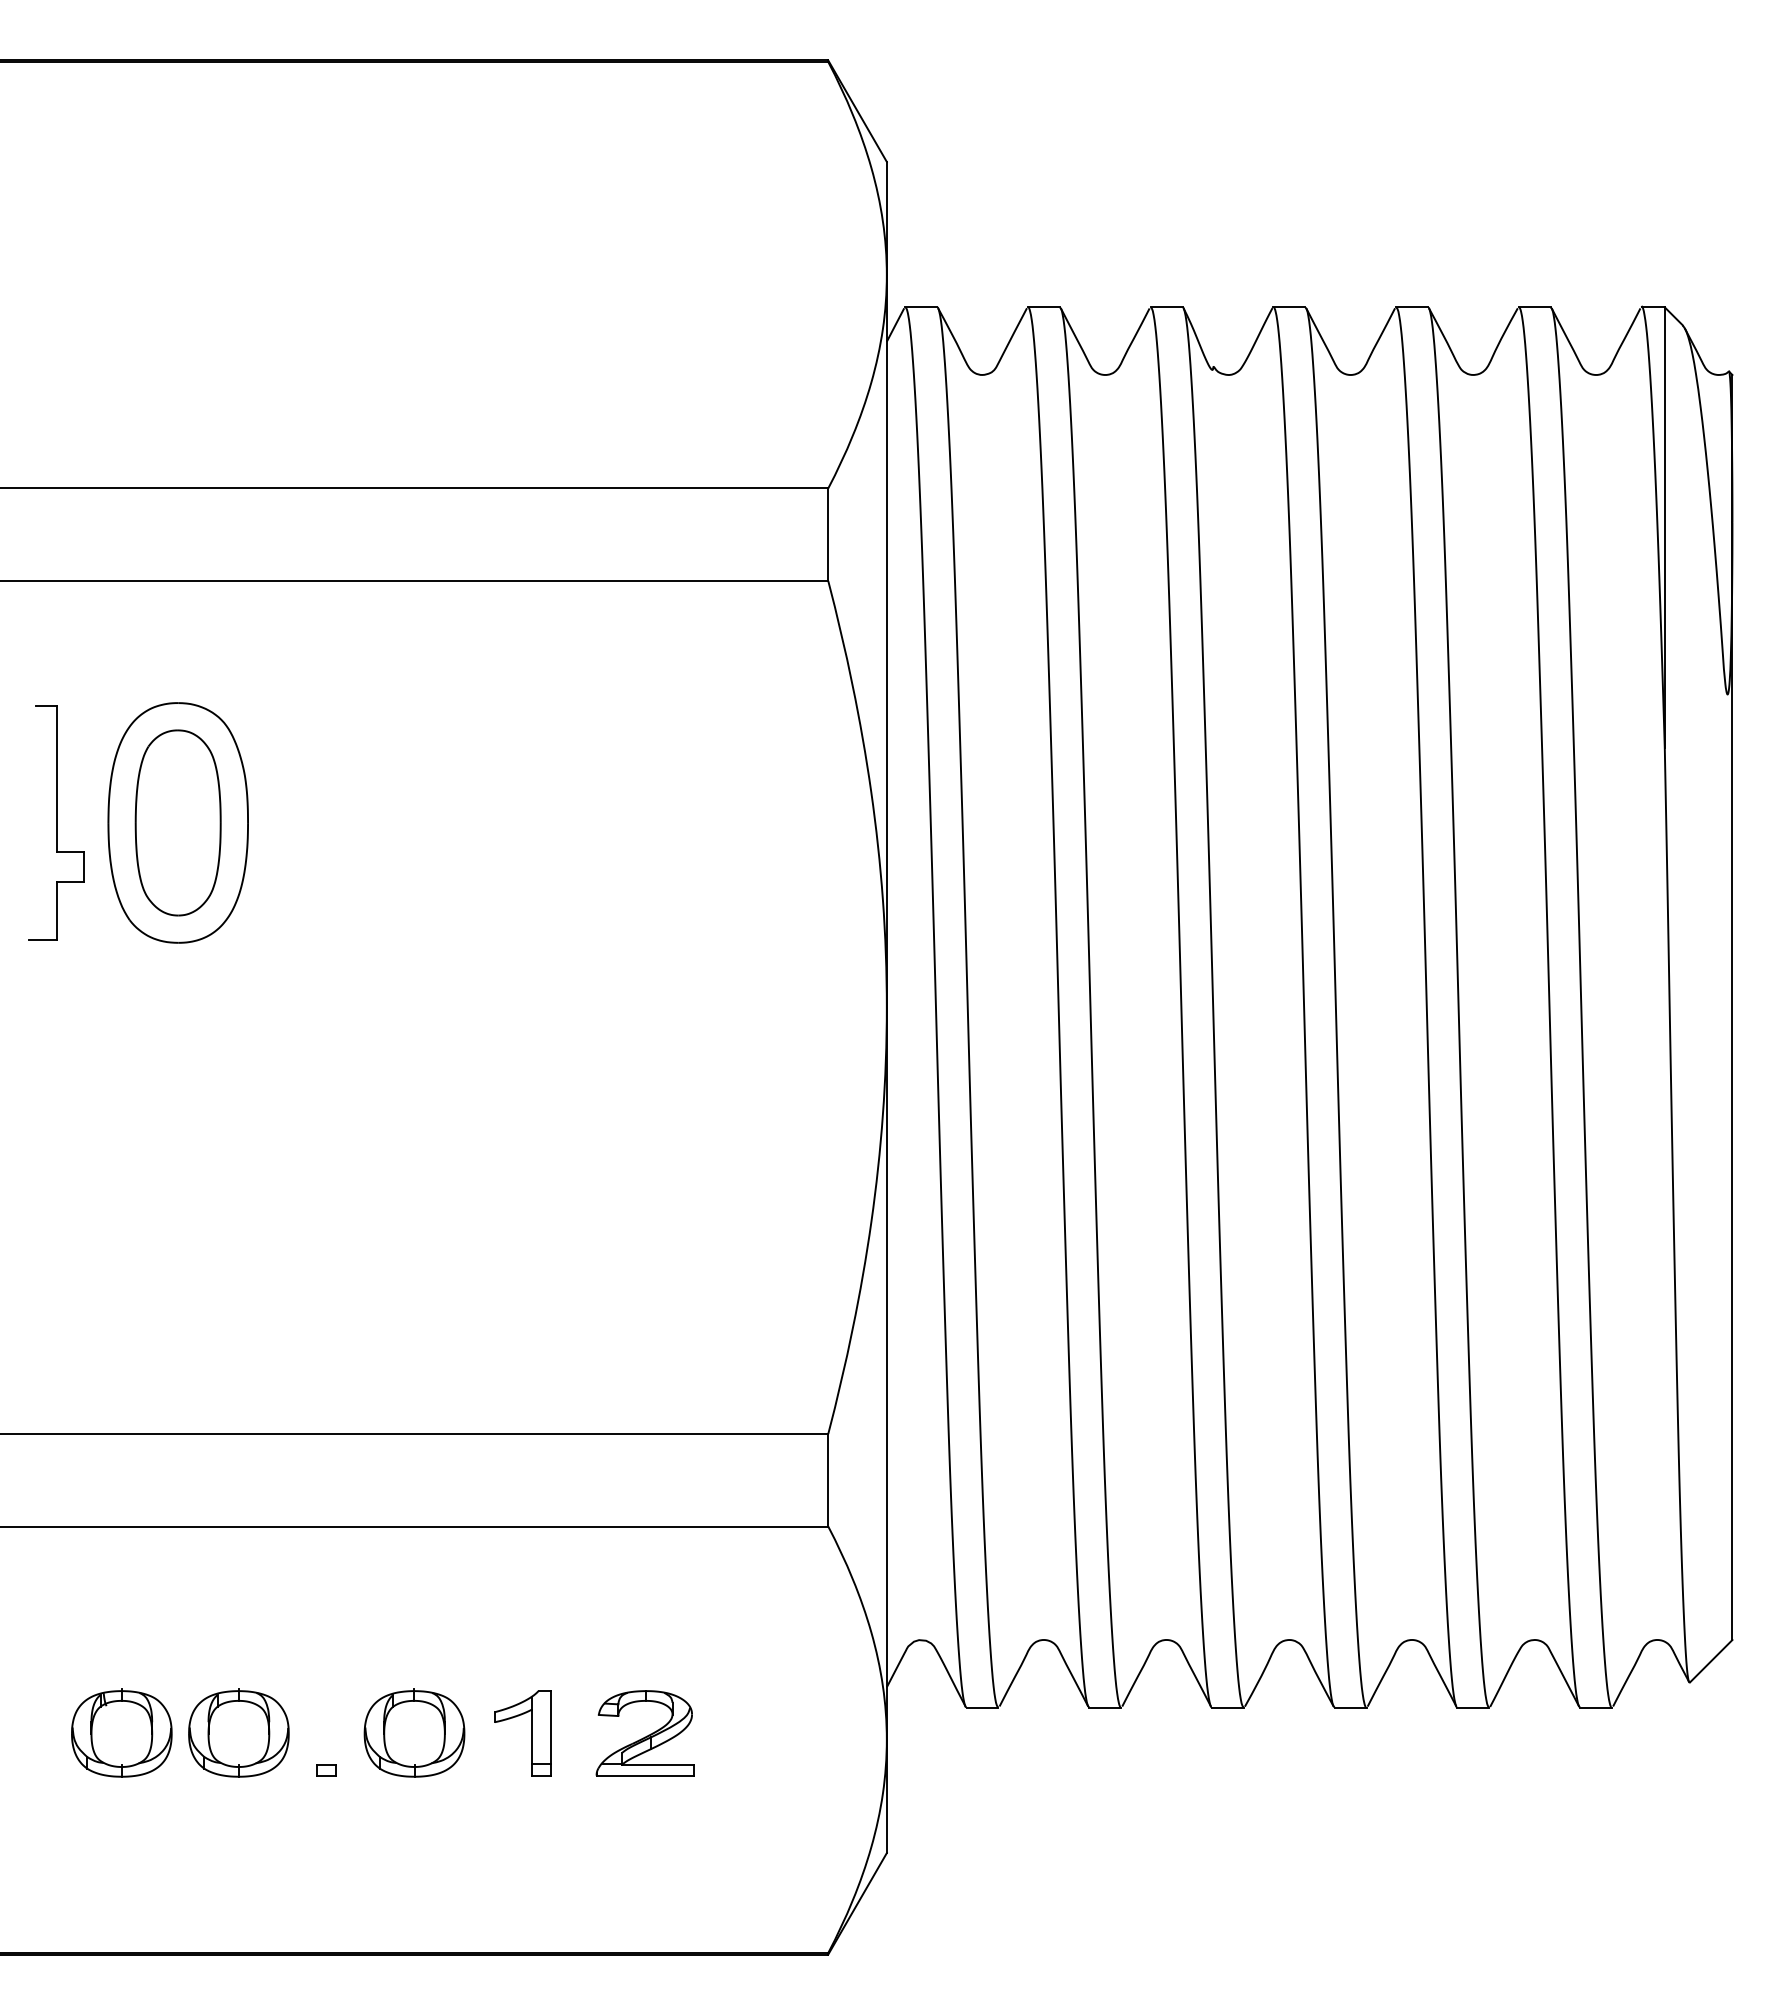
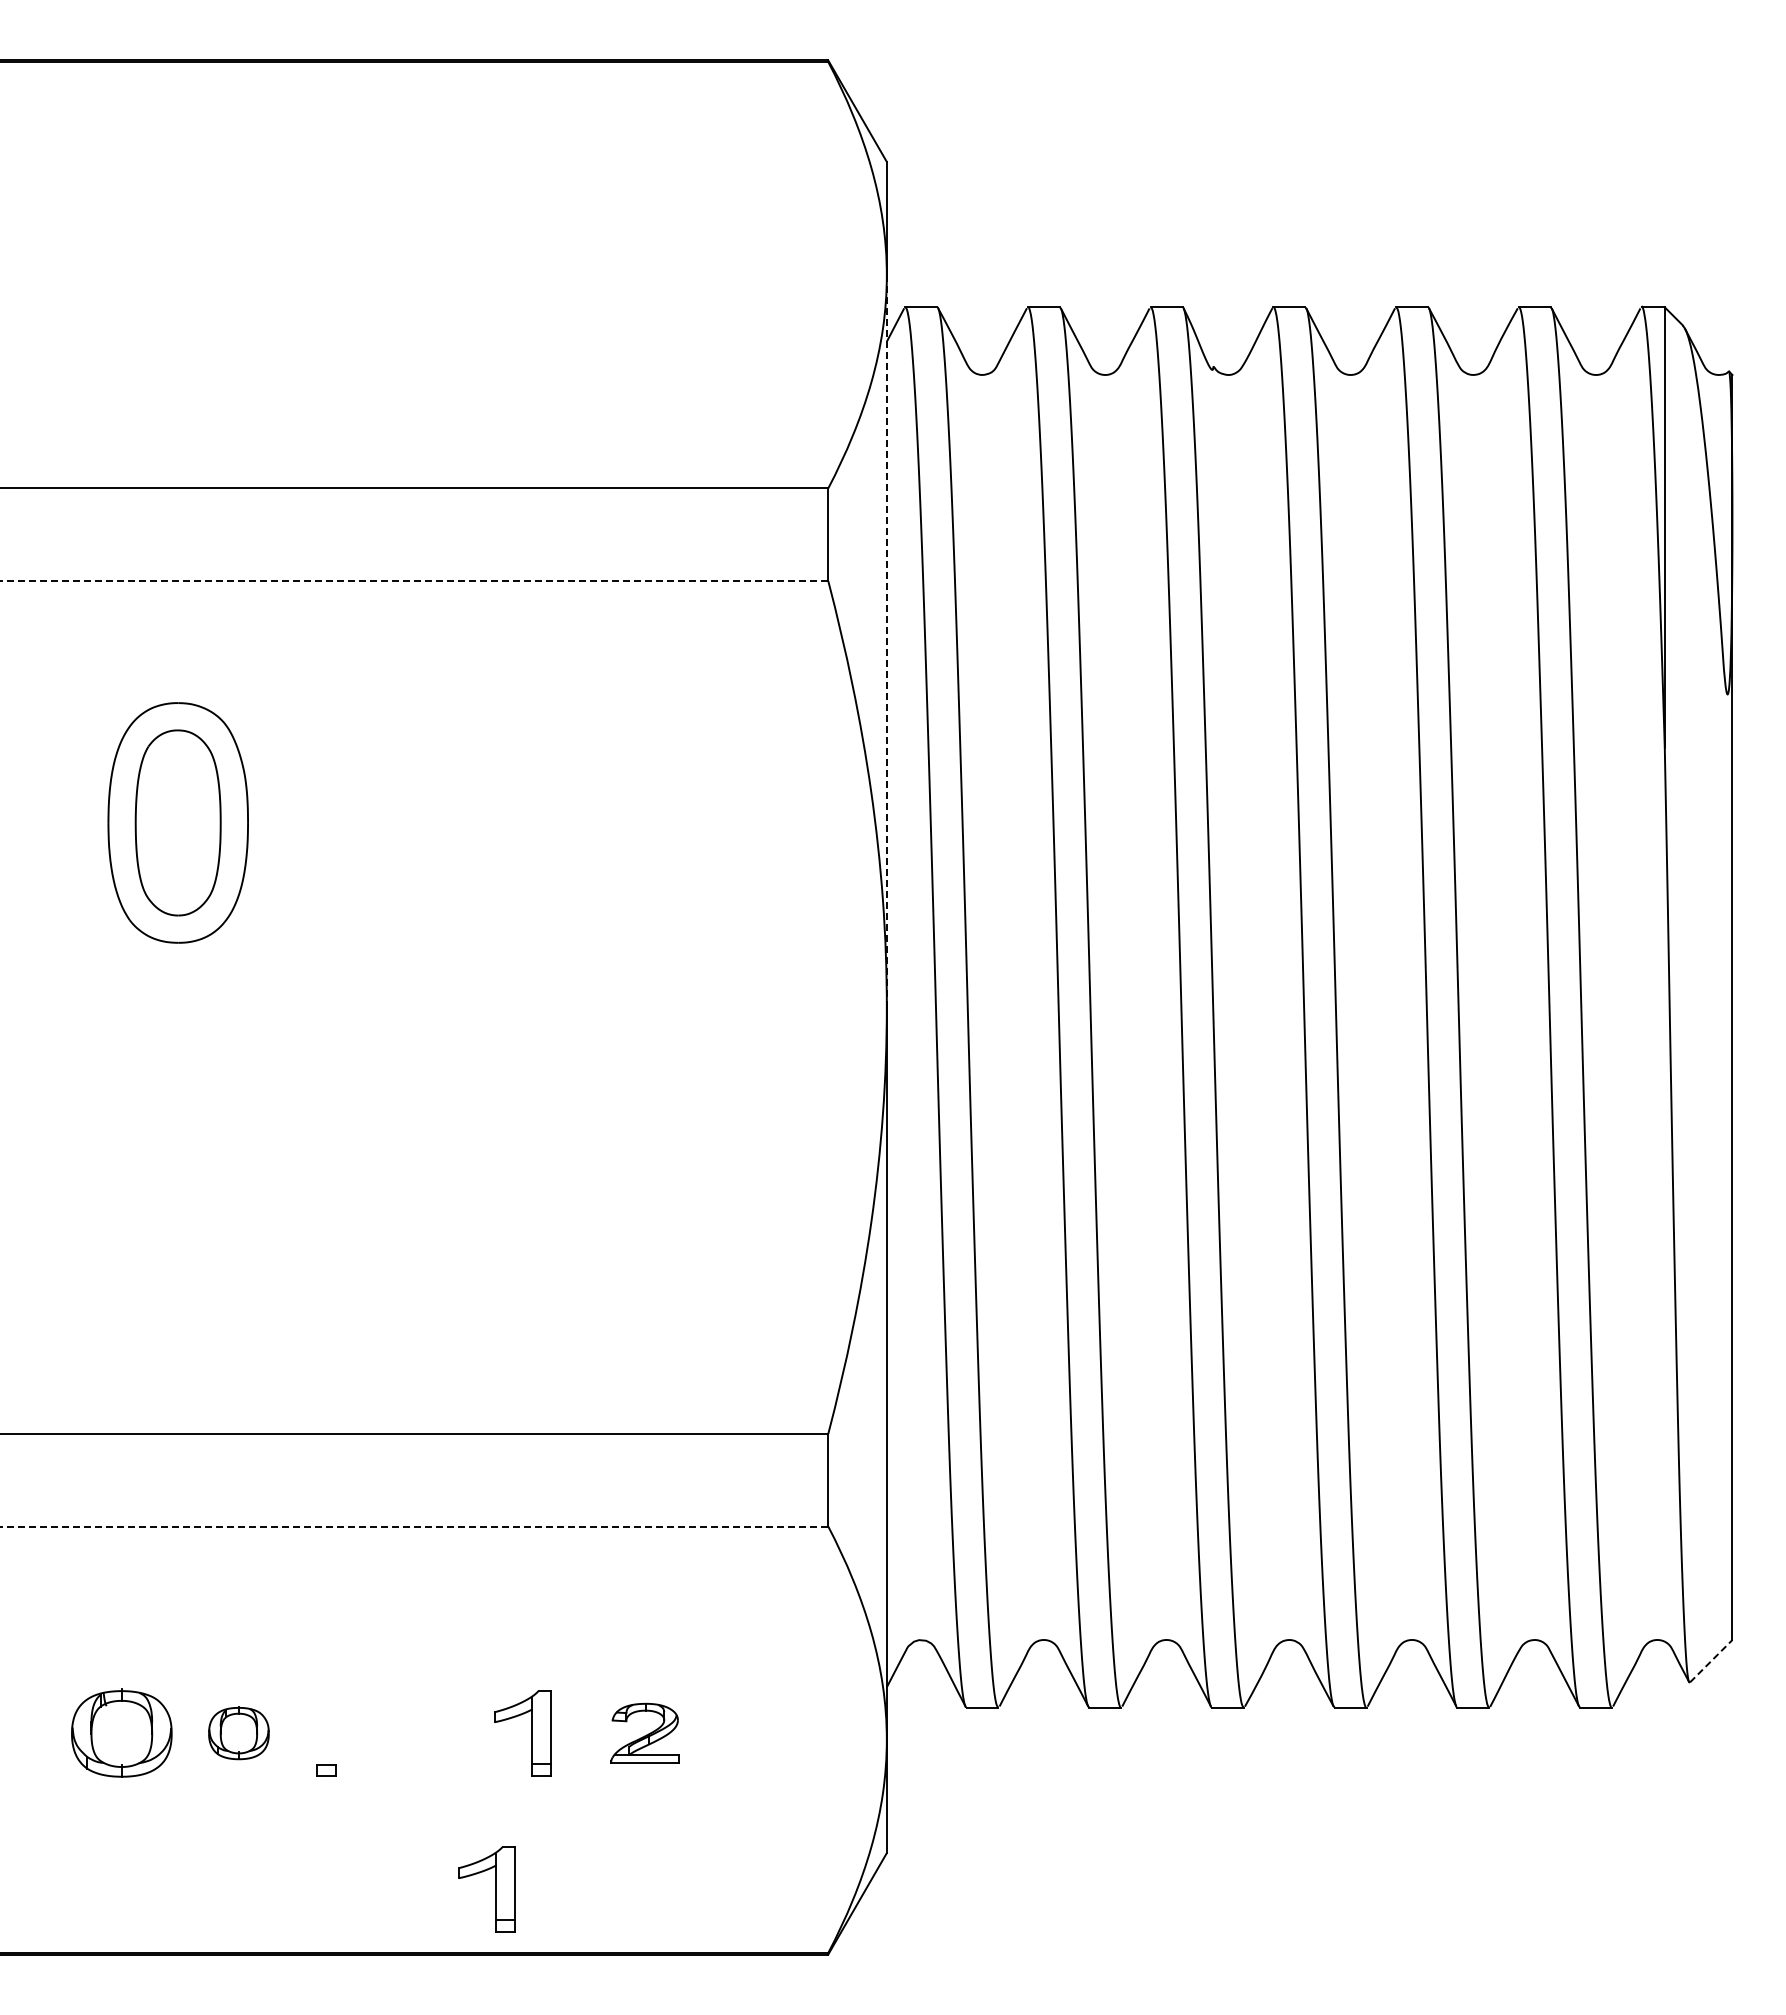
line: solid -> dashed (414, 580)
line: solid -> dashed (886, 641)
part: present -> none (56, 822)
line: solid -> dashed (414, 1526)
line: solid -> dashed (1711, 1661)
part size: 102x90 px -> 62x55 px (238, 1733)
part: present -> none (414, 1732)
part size: 100x87 px -> 70x62 px (644, 1732)
part: none -> present (495, 1889)
